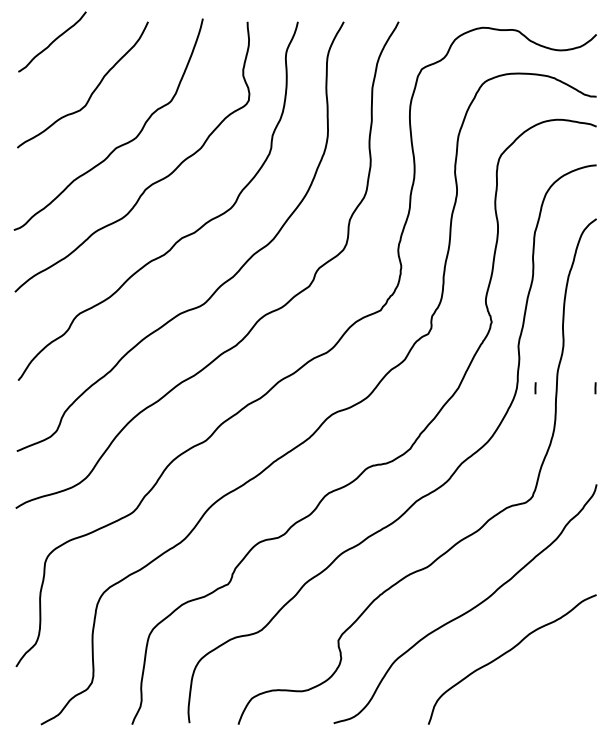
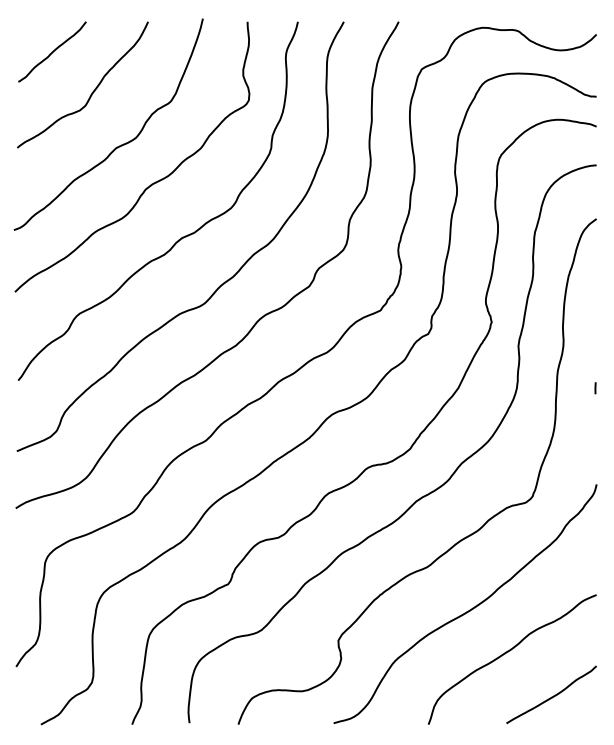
curve position: (52, 41) -> (52, 51) (52, 51)
line: present -> none (535, 388)
curve: none -> present (551, 696)
